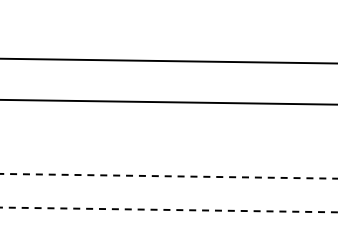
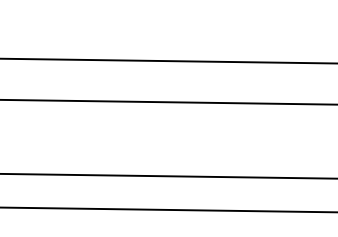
line: dashed -> solid (168, 176)
line: dashed -> solid (169, 209)
